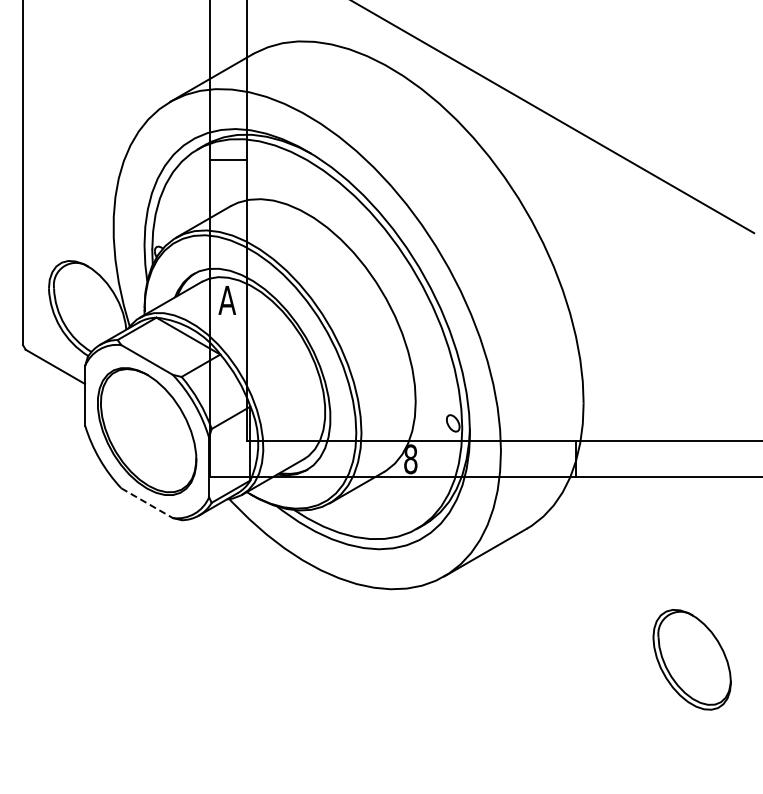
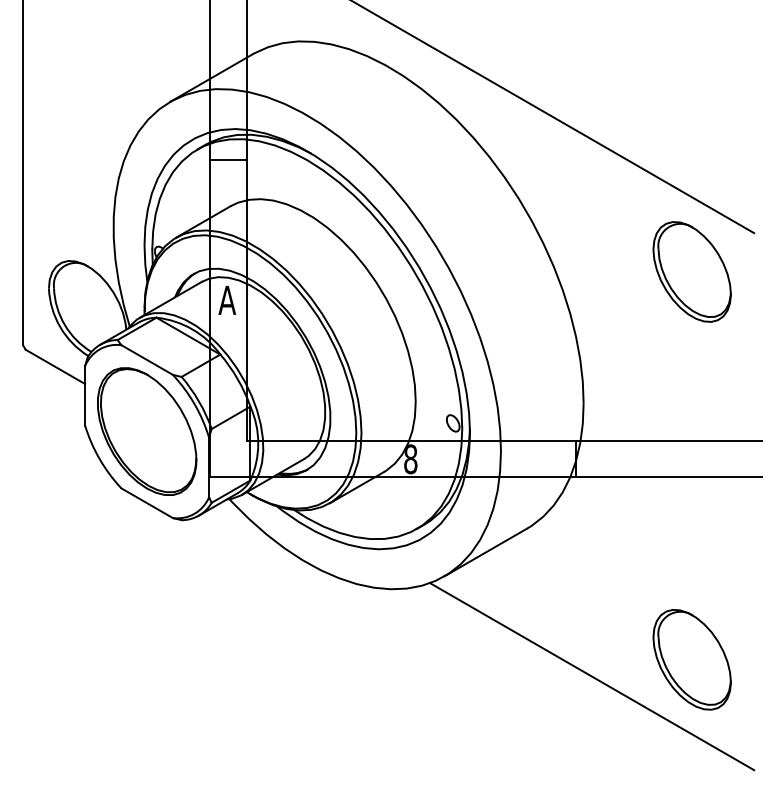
part: none -> present (691, 271)
line: dashed -> solid (147, 503)
line: none -> present (592, 676)
